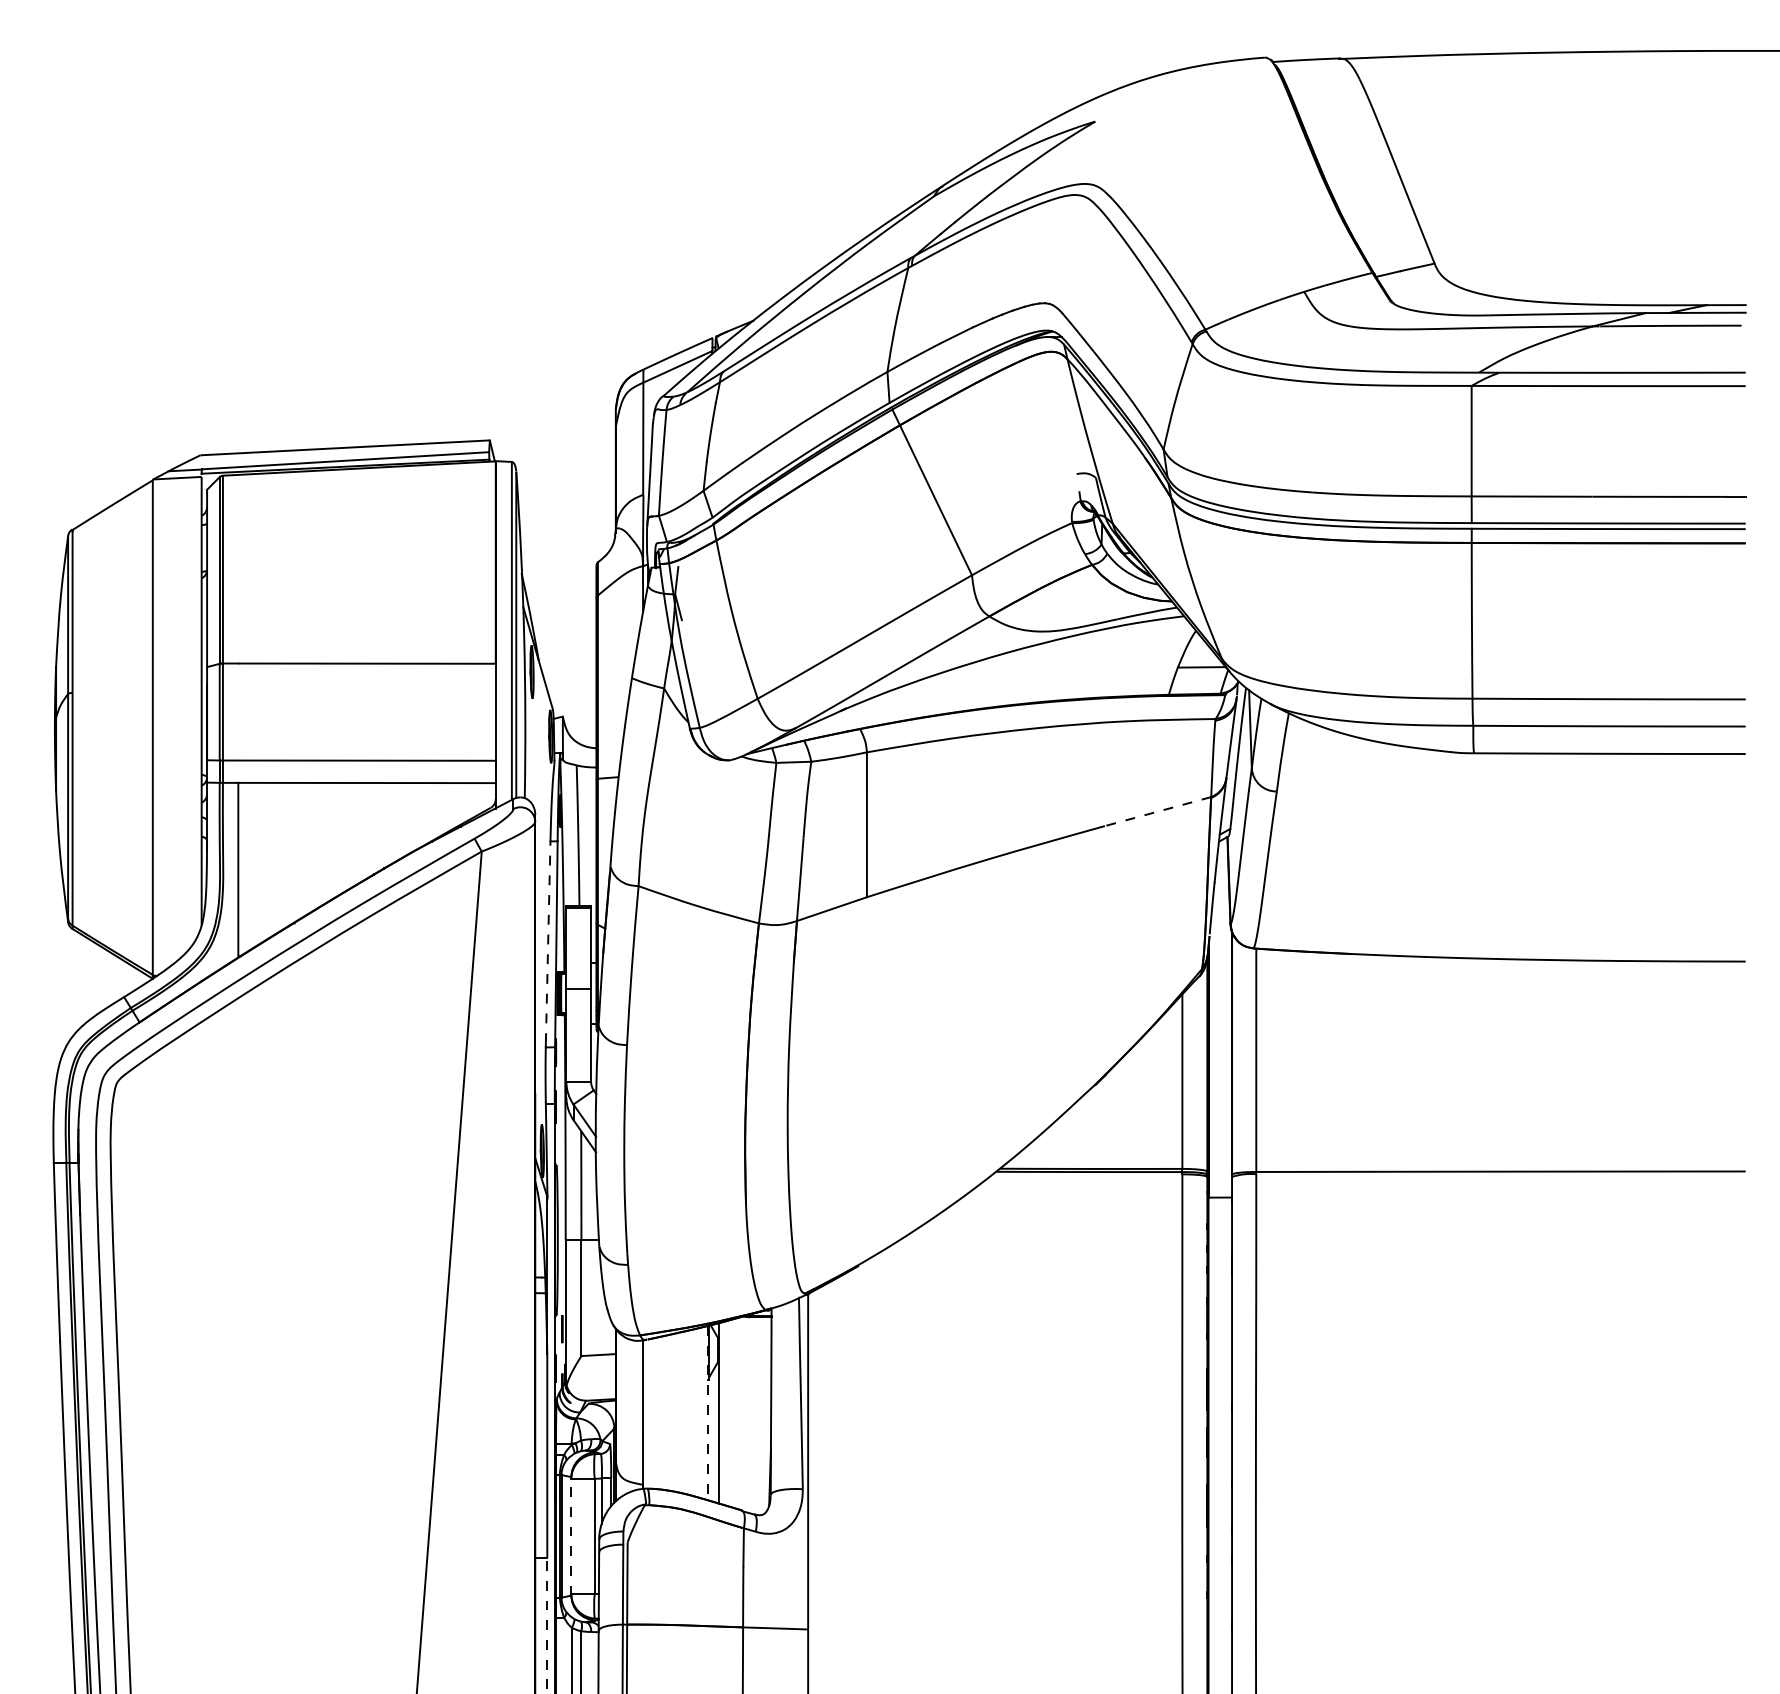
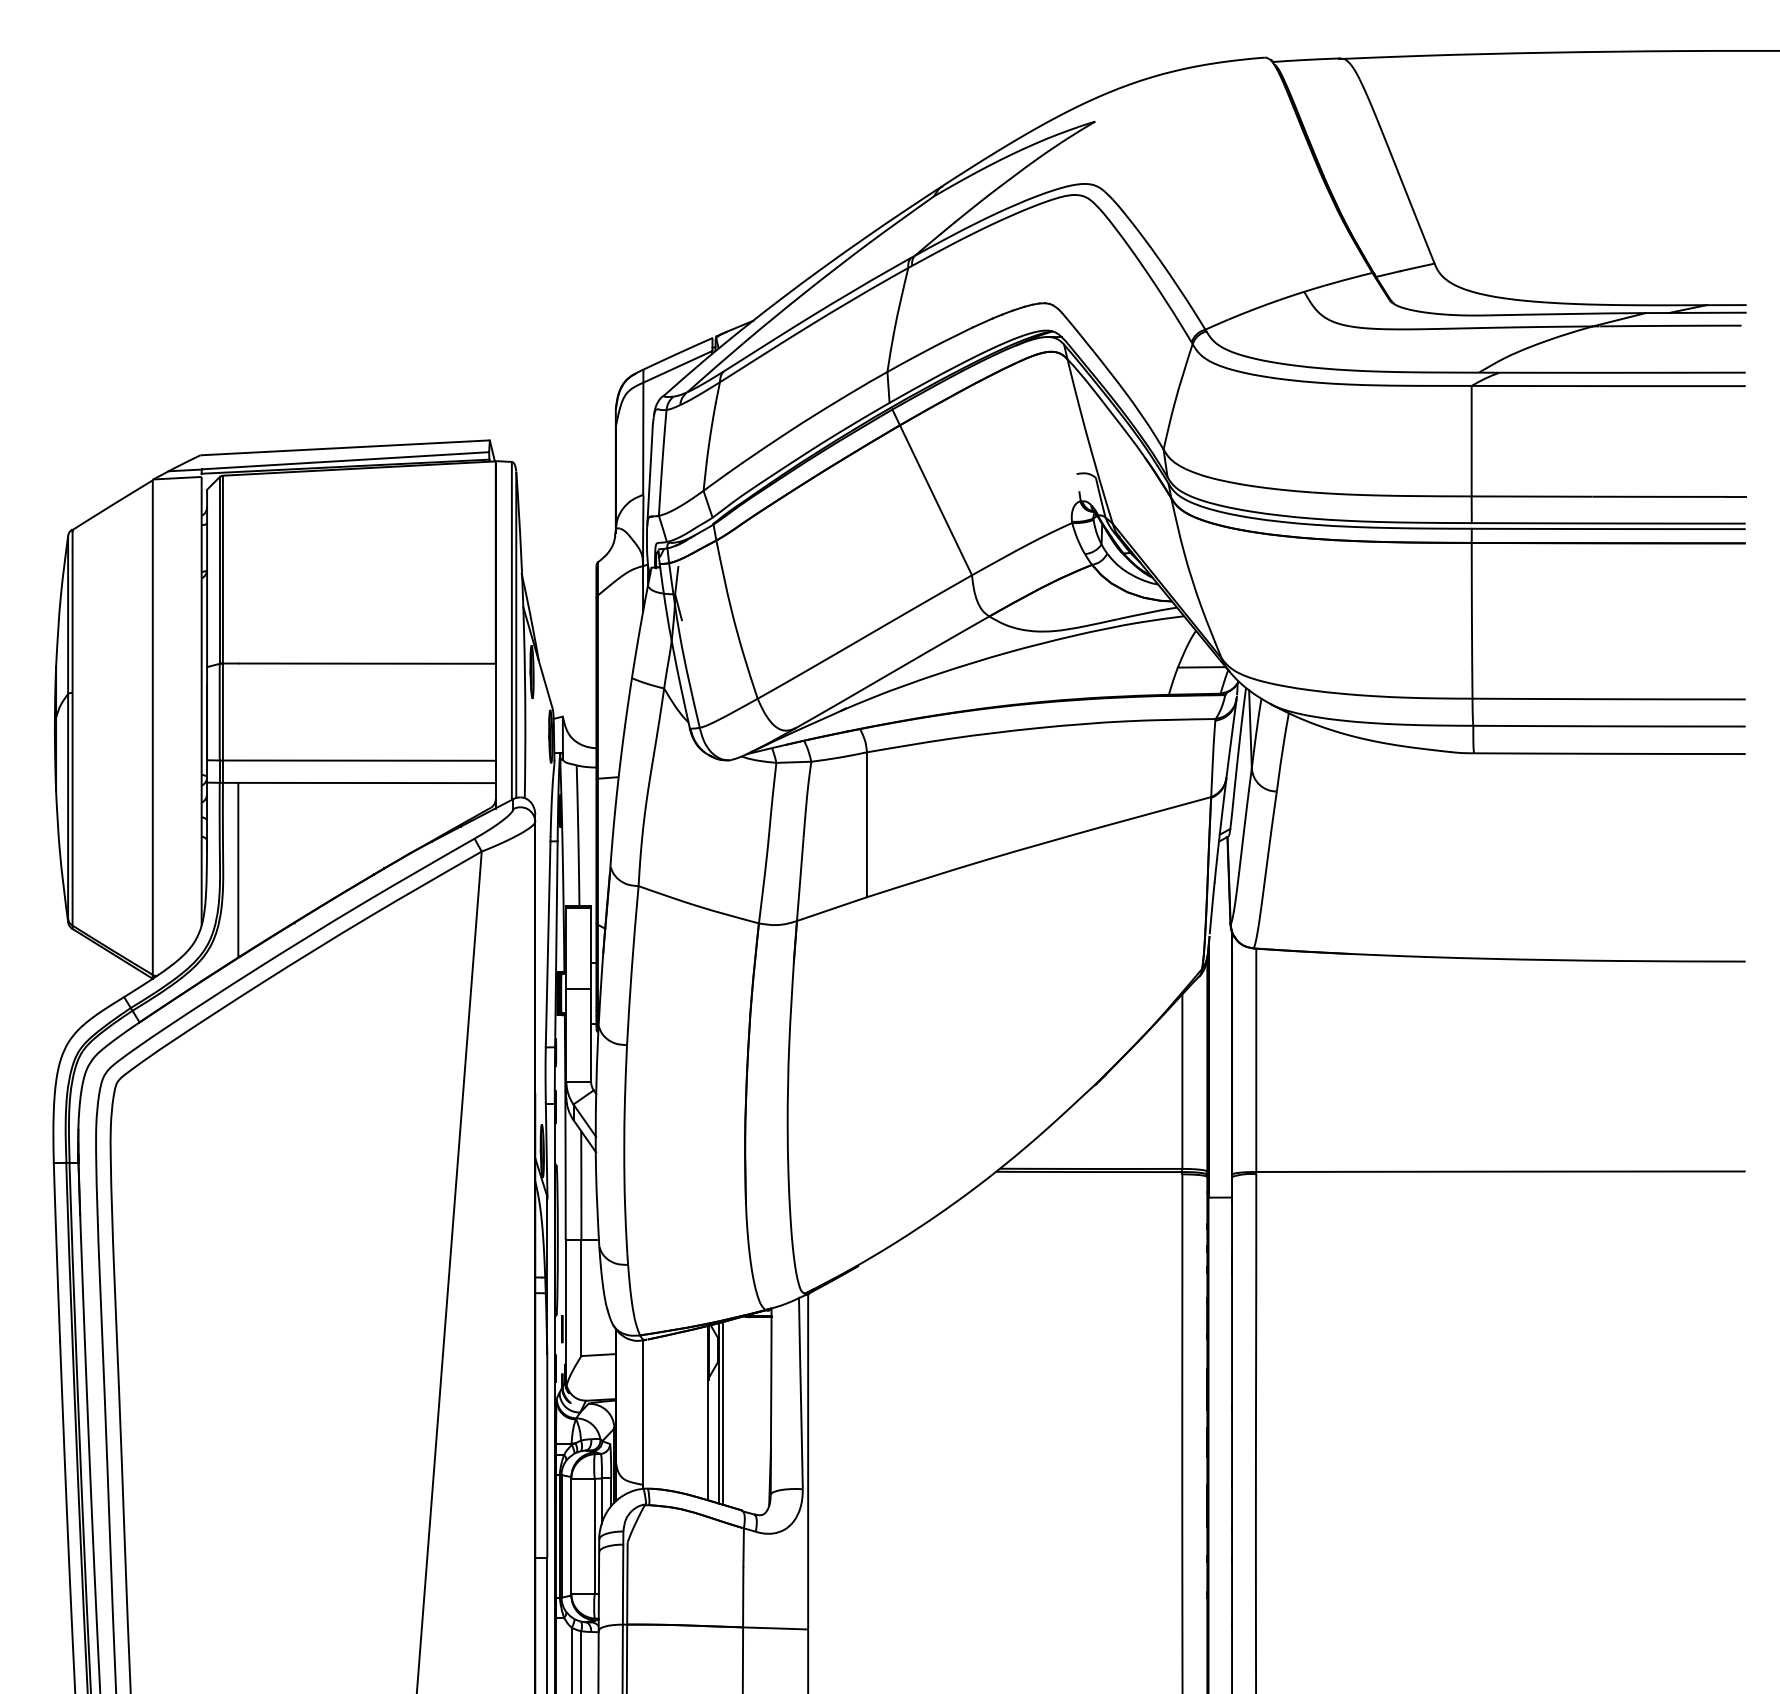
line: dashed -> solid (1157, 811)
line: dashed -> solid (548, 939)
line: none -> present (722, 1412)
line: dashed -> solid (707, 1413)
line: dashed -> solid (571, 1535)
line: dashed -> solid (547, 1625)
